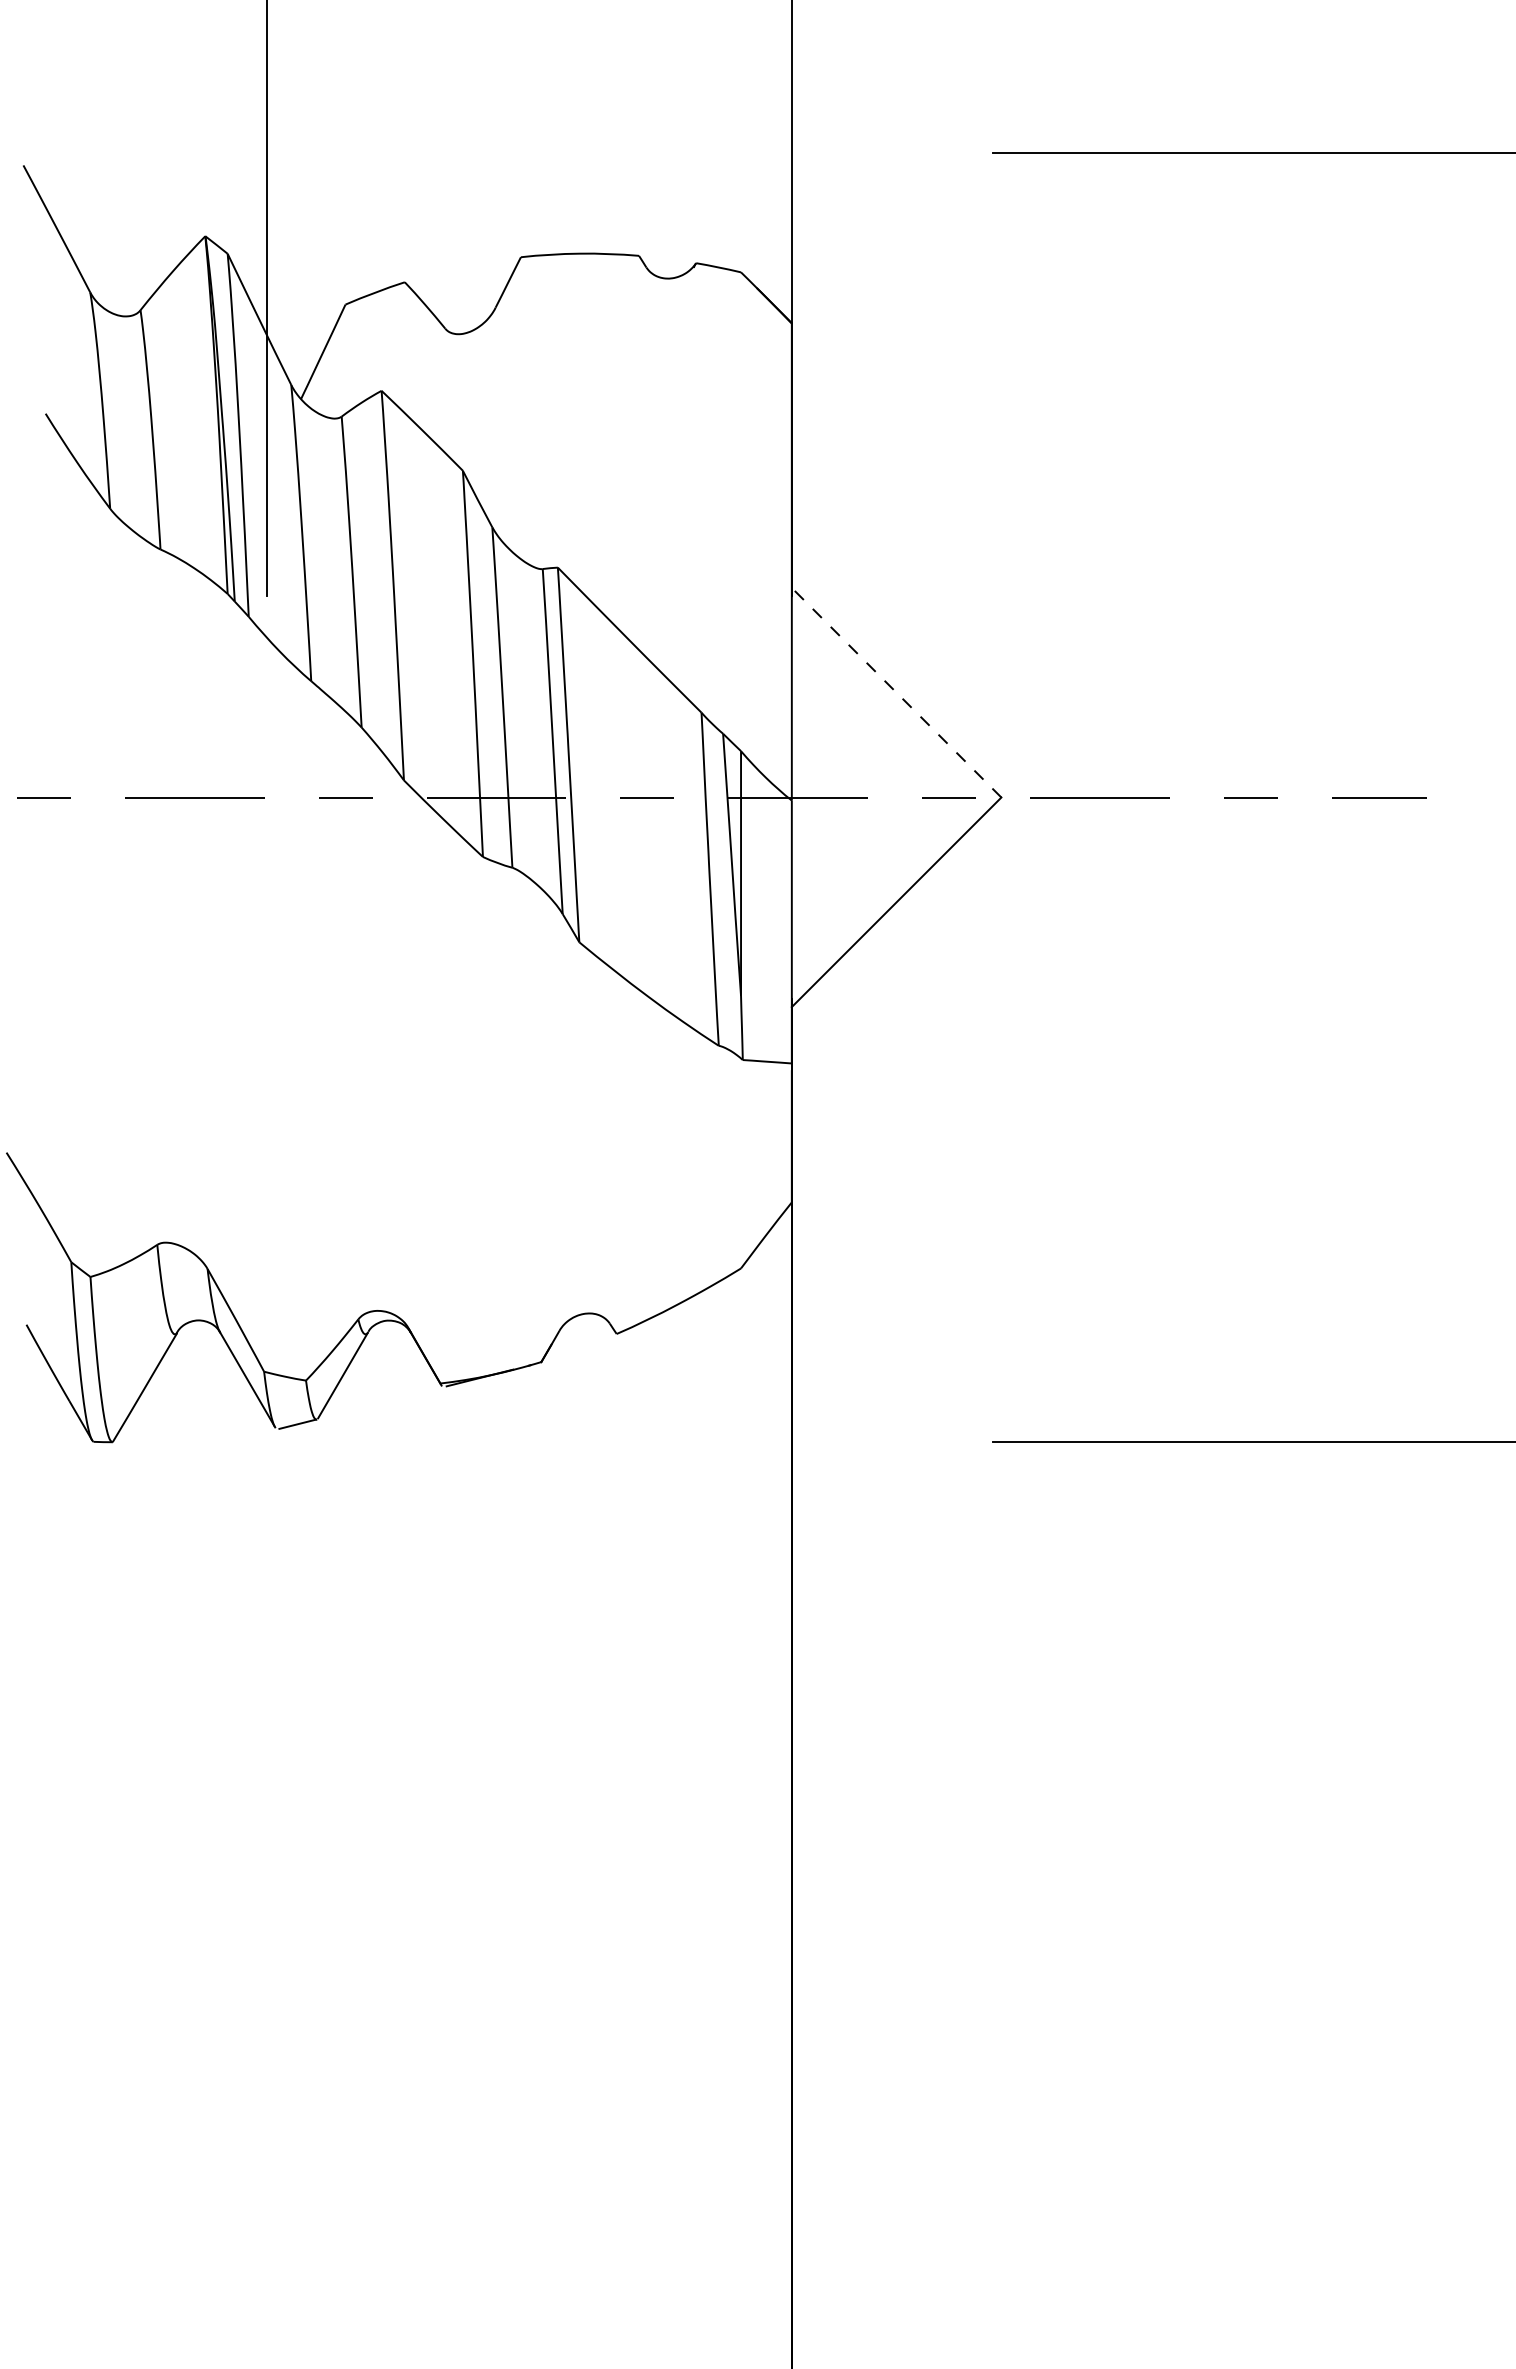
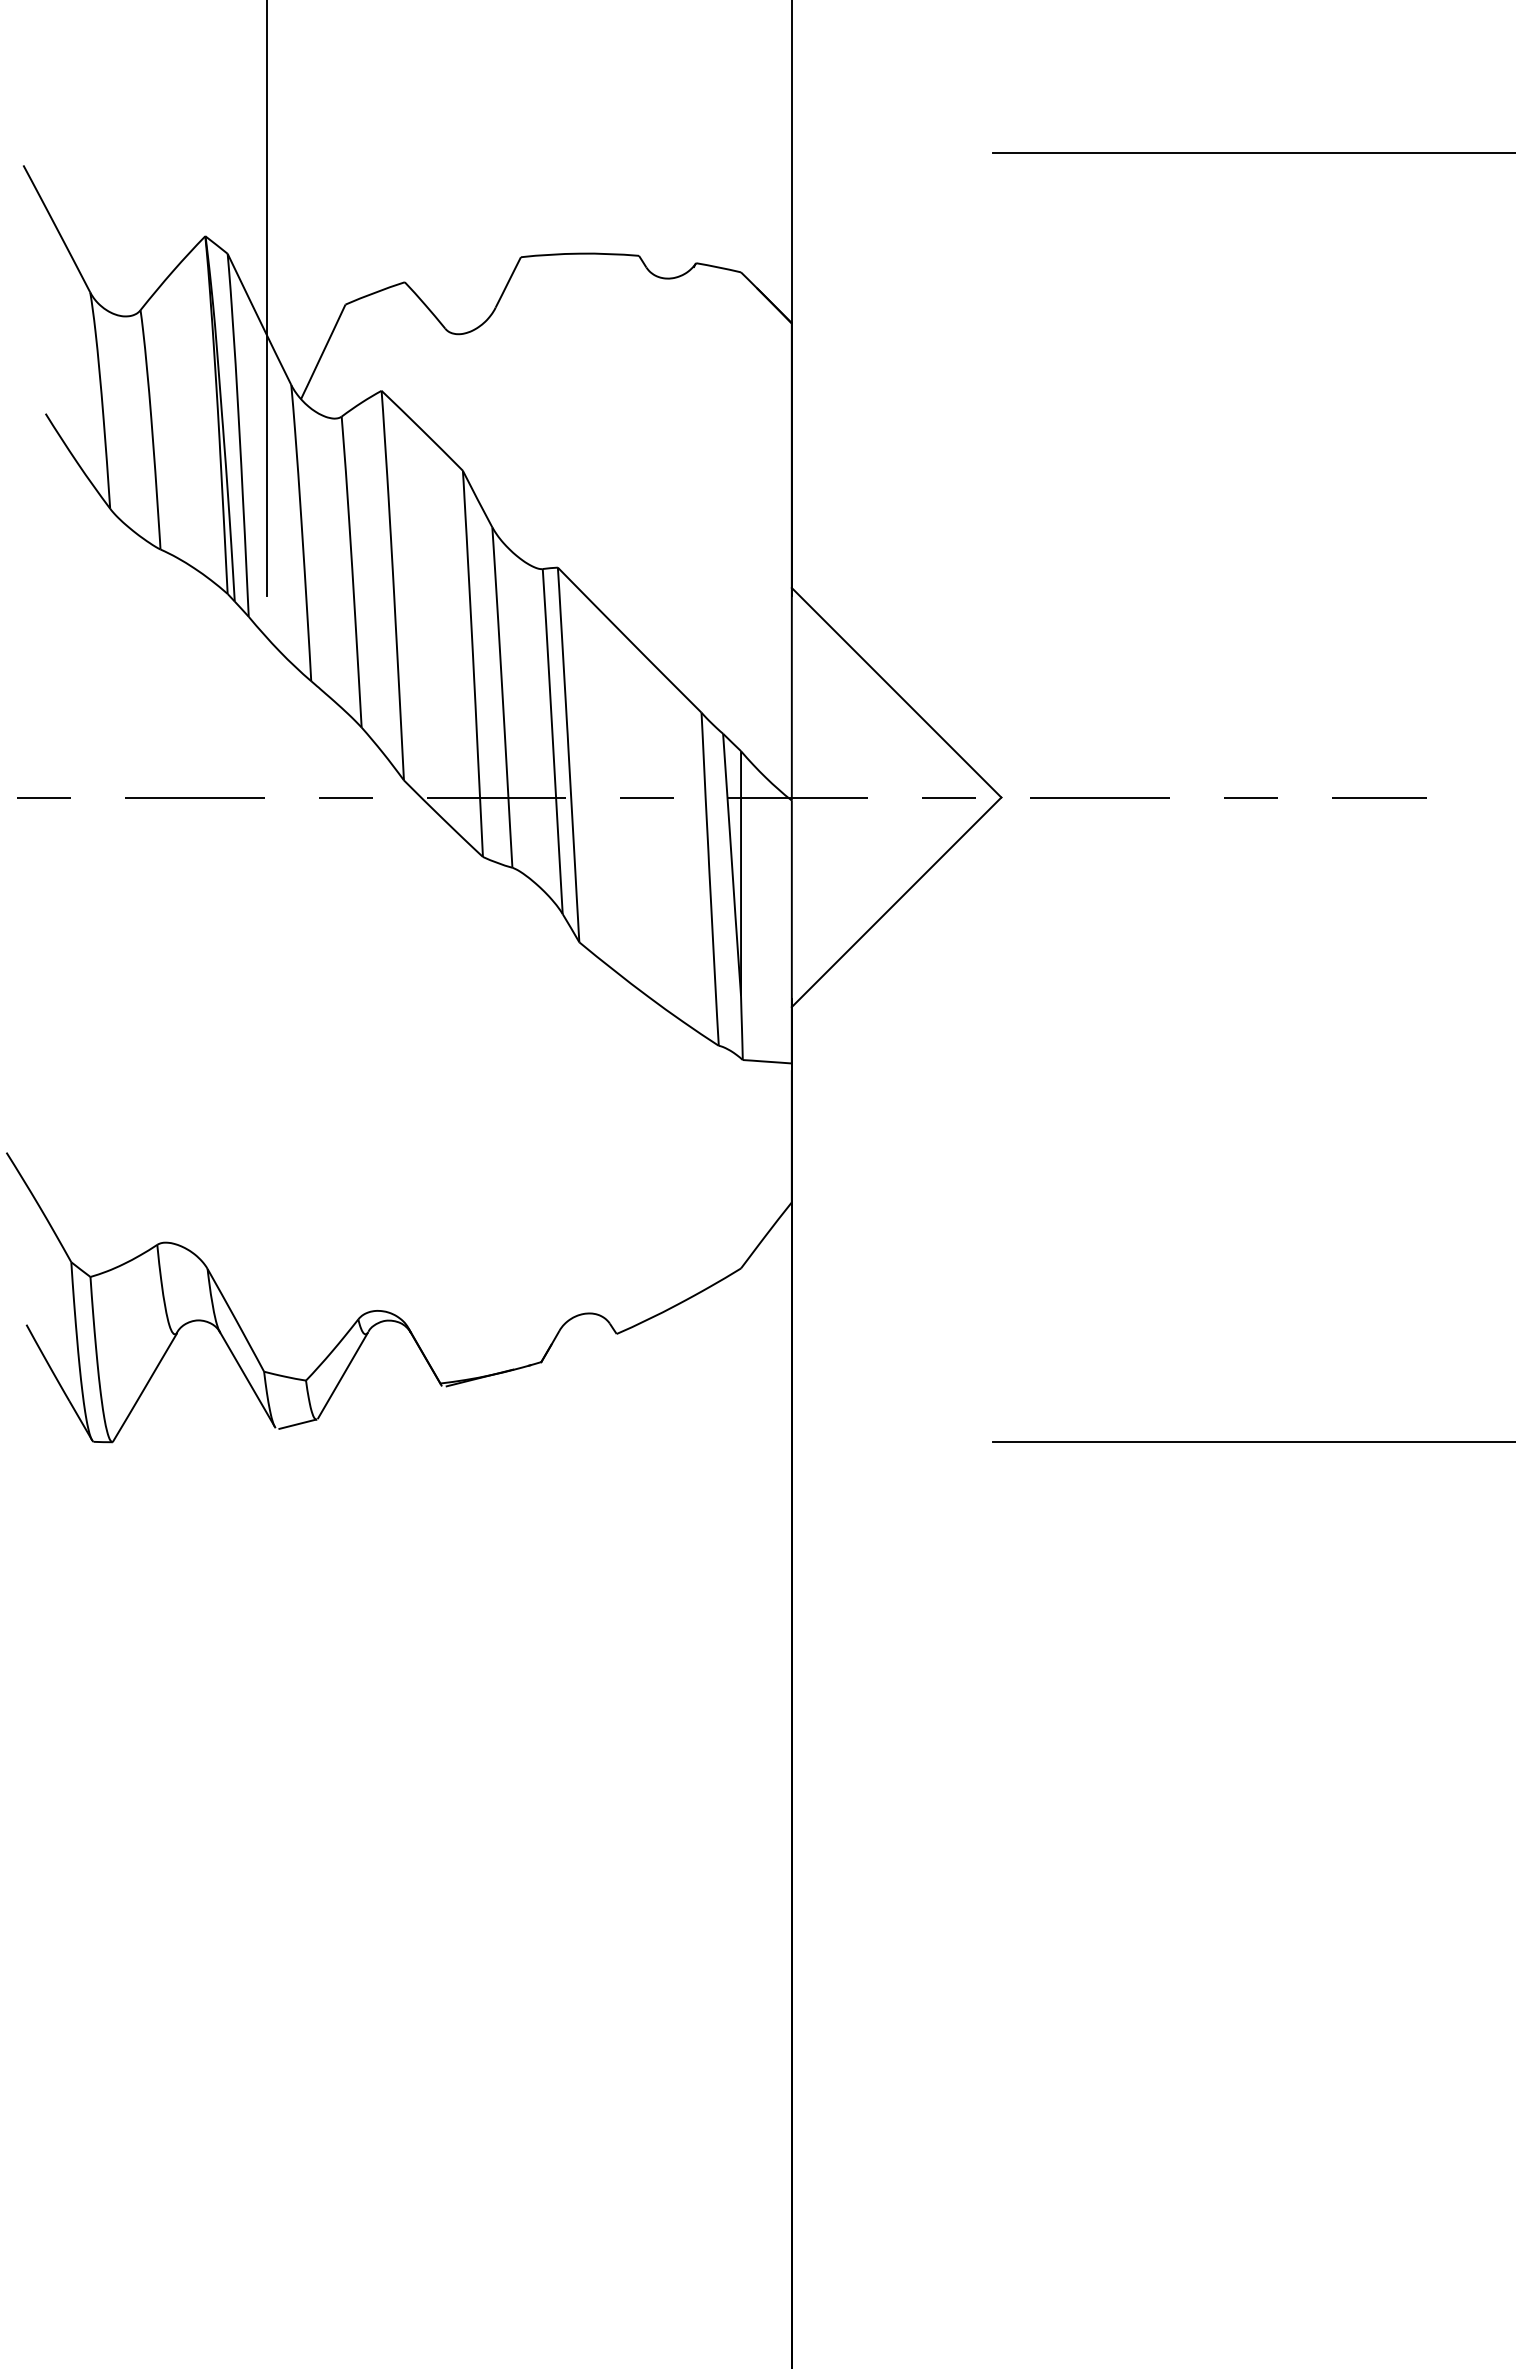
line: dashed -> solid (896, 692)
